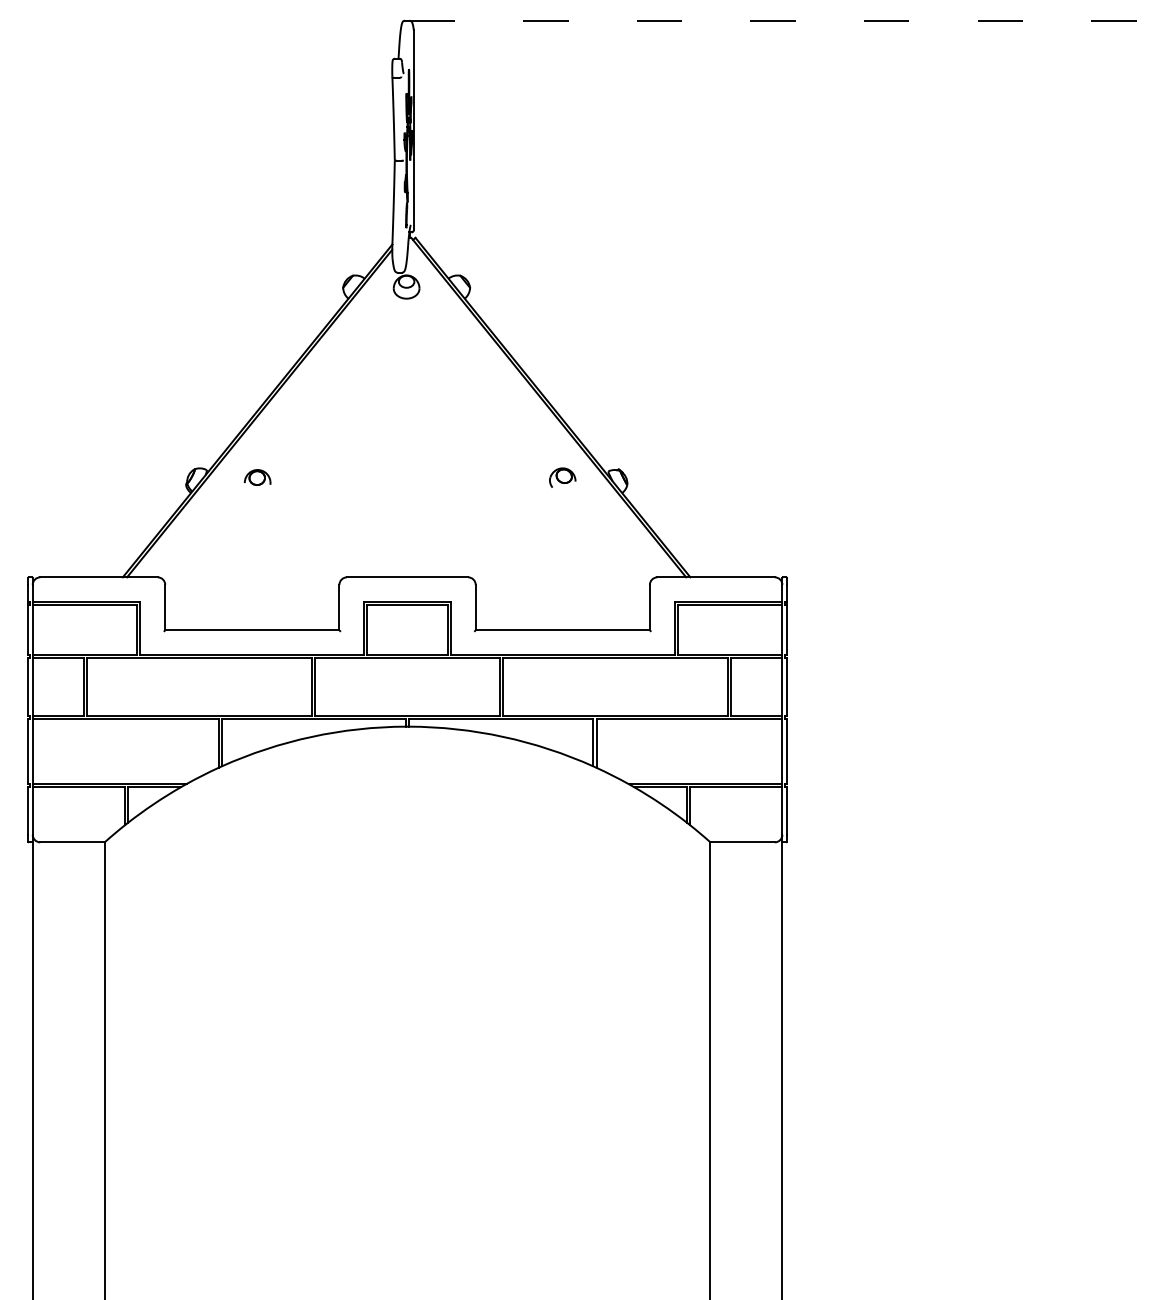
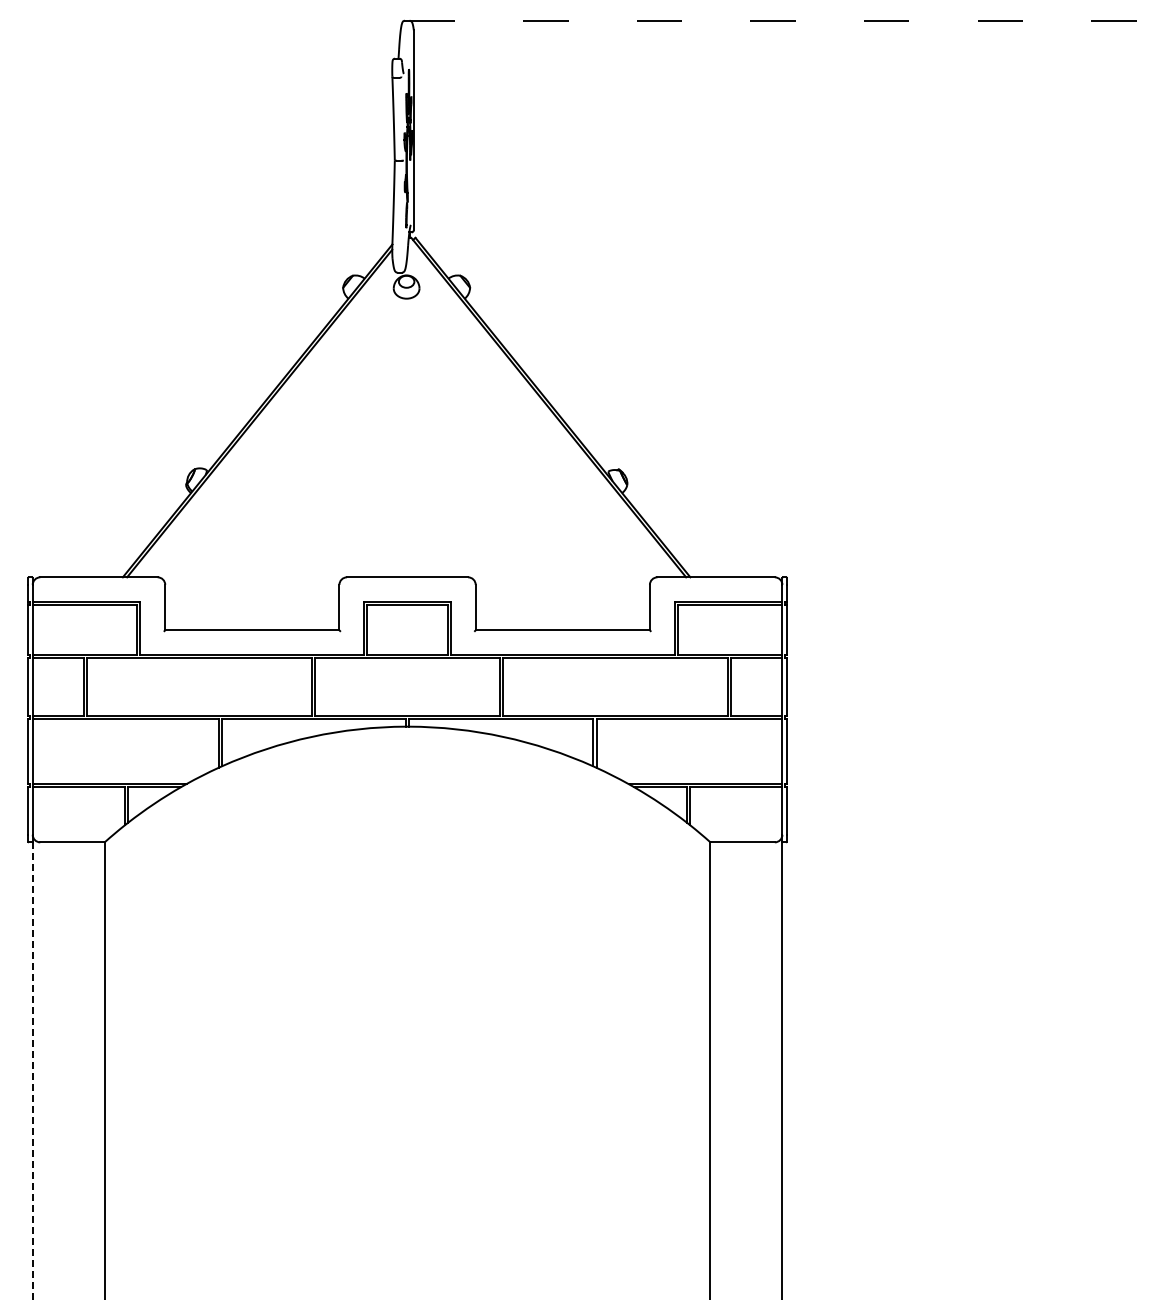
part: present -> none (257, 477)
part: present -> none (562, 477)
line: solid -> dashed (32, 1070)
